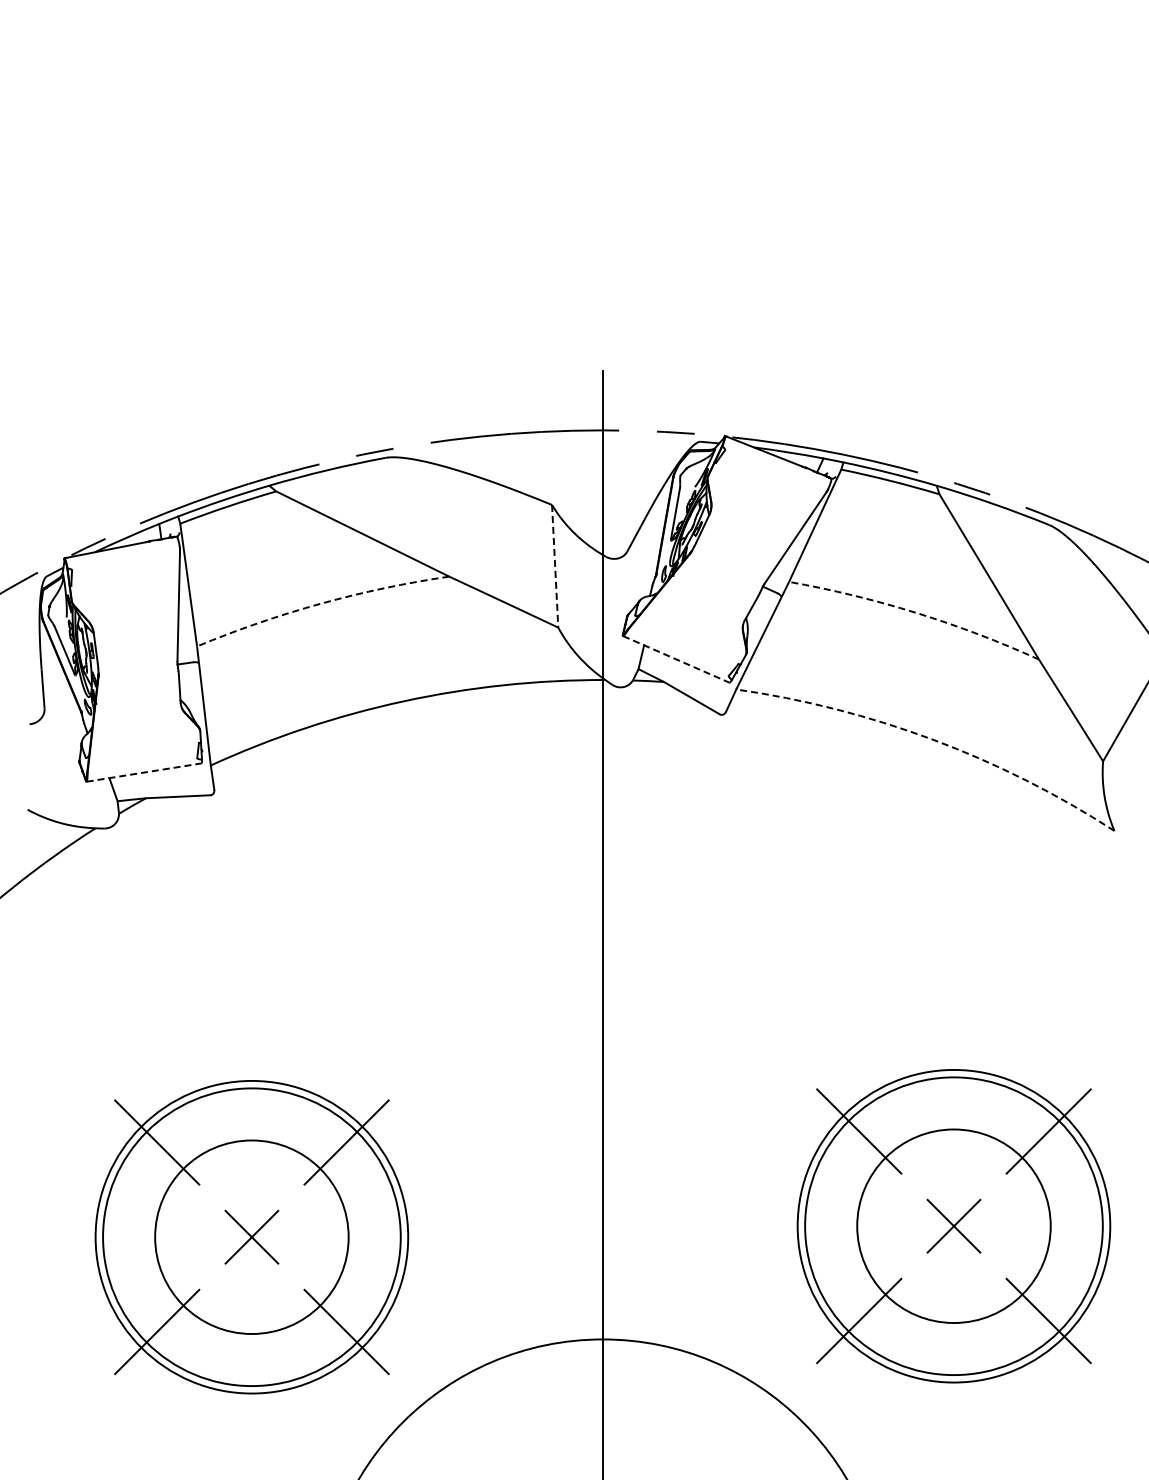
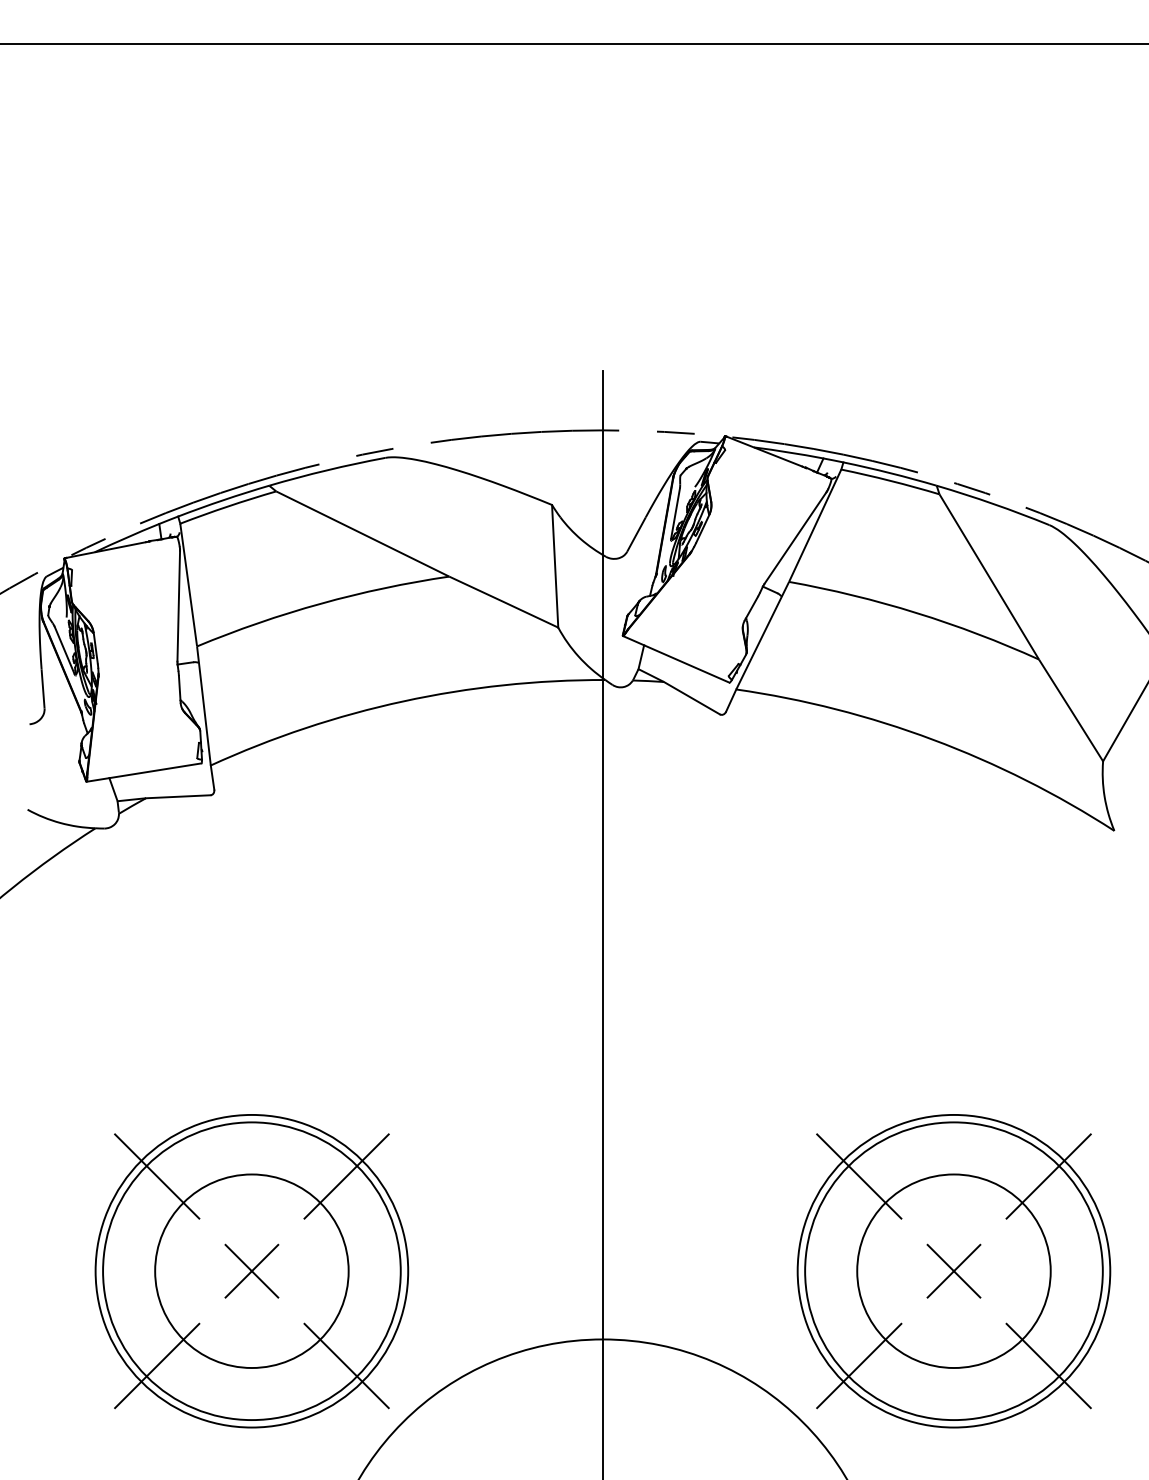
line: none -> present (573, 44)
line: dashed -> solid (555, 566)
arc: dashed -> solid (321, 603)
arc: dashed -> solid (916, 612)
line: dashed -> solid (676, 659)
arc: dashed -> solid (933, 739)
line: dashed -> solid (144, 772)
part position: (953, 1226) -> (953, 1271) (953, 1271)
part position: (251, 1237) -> (251, 1271) (251, 1271)
